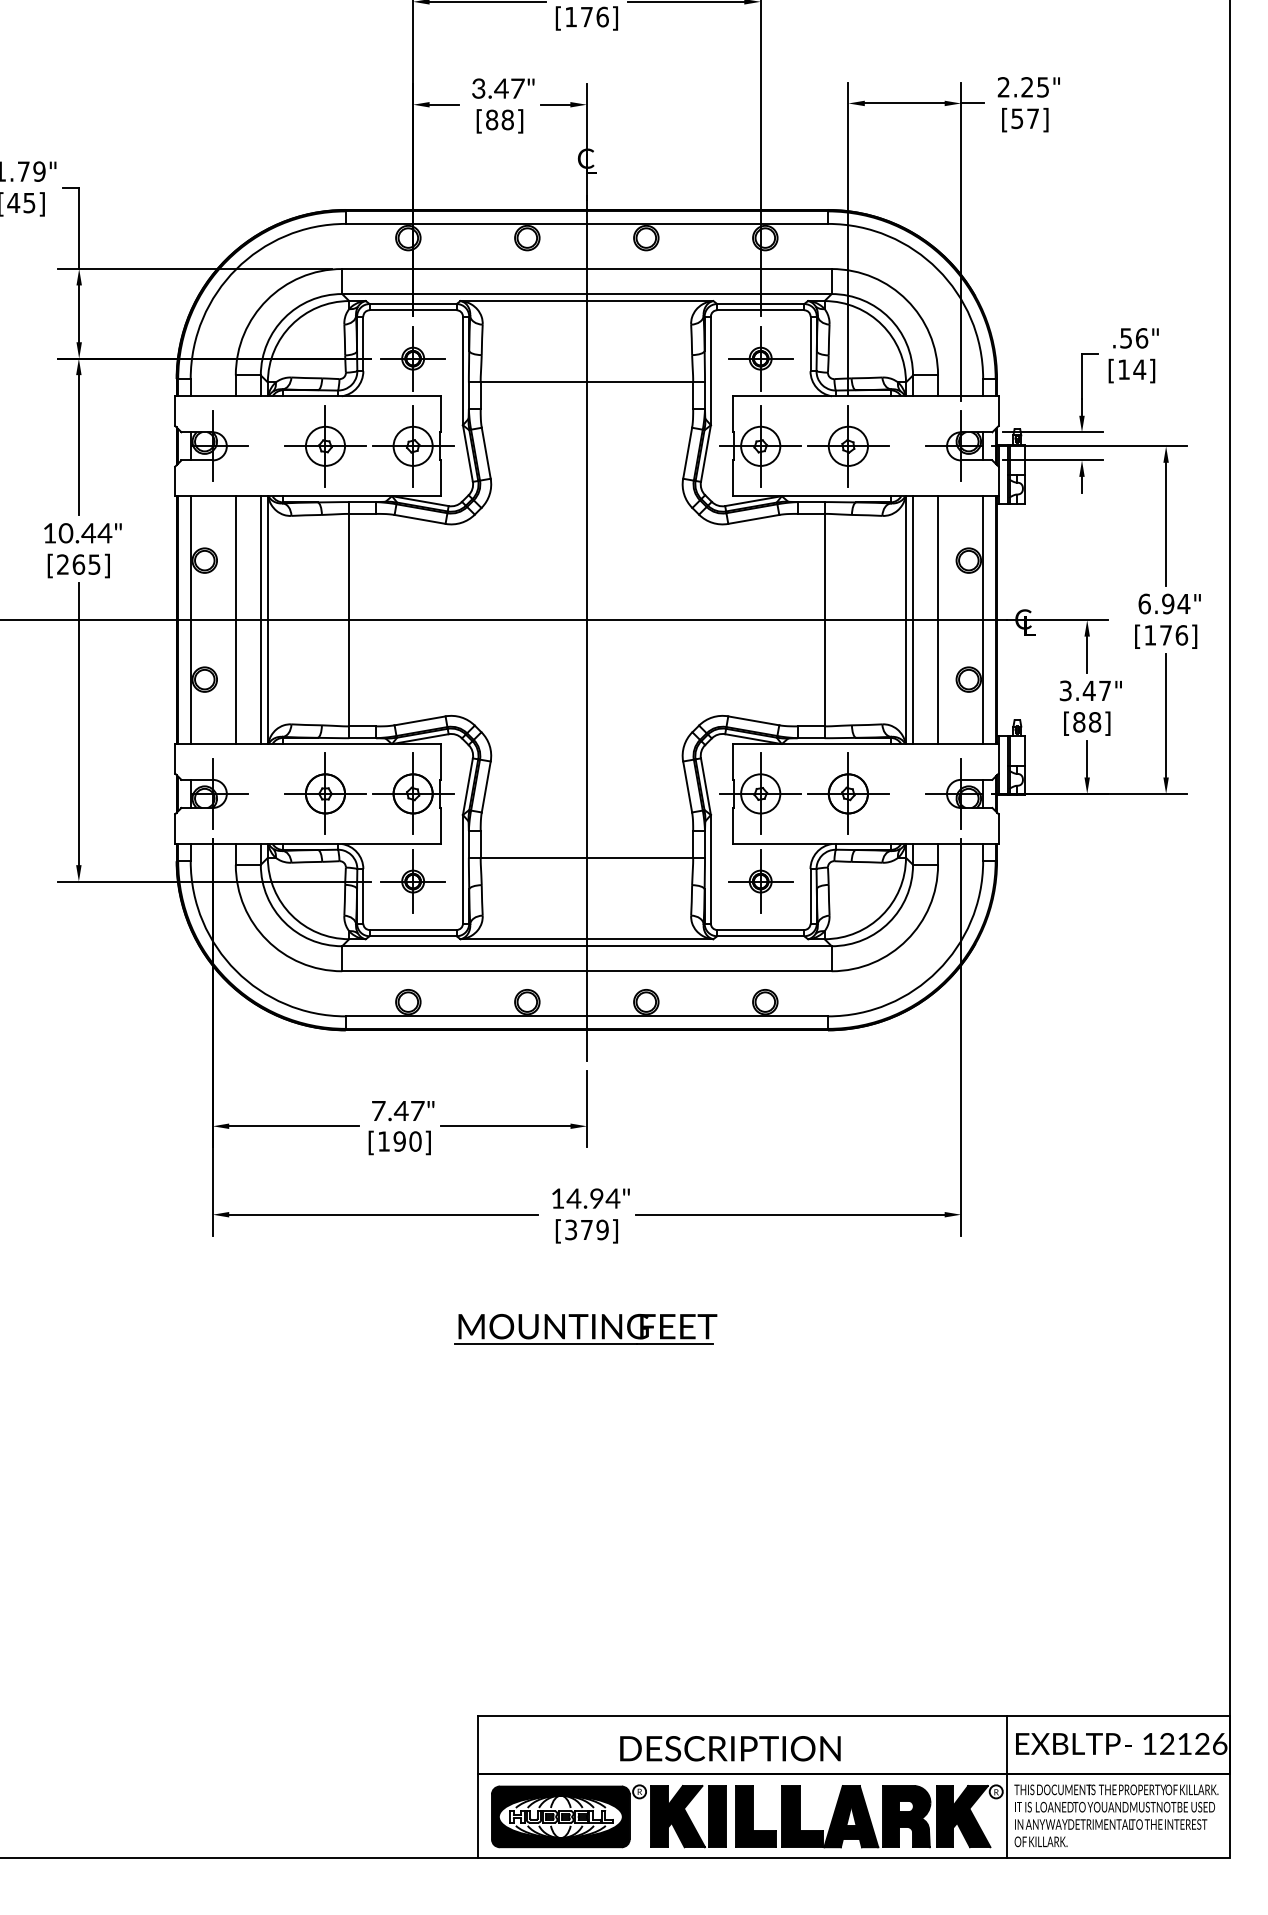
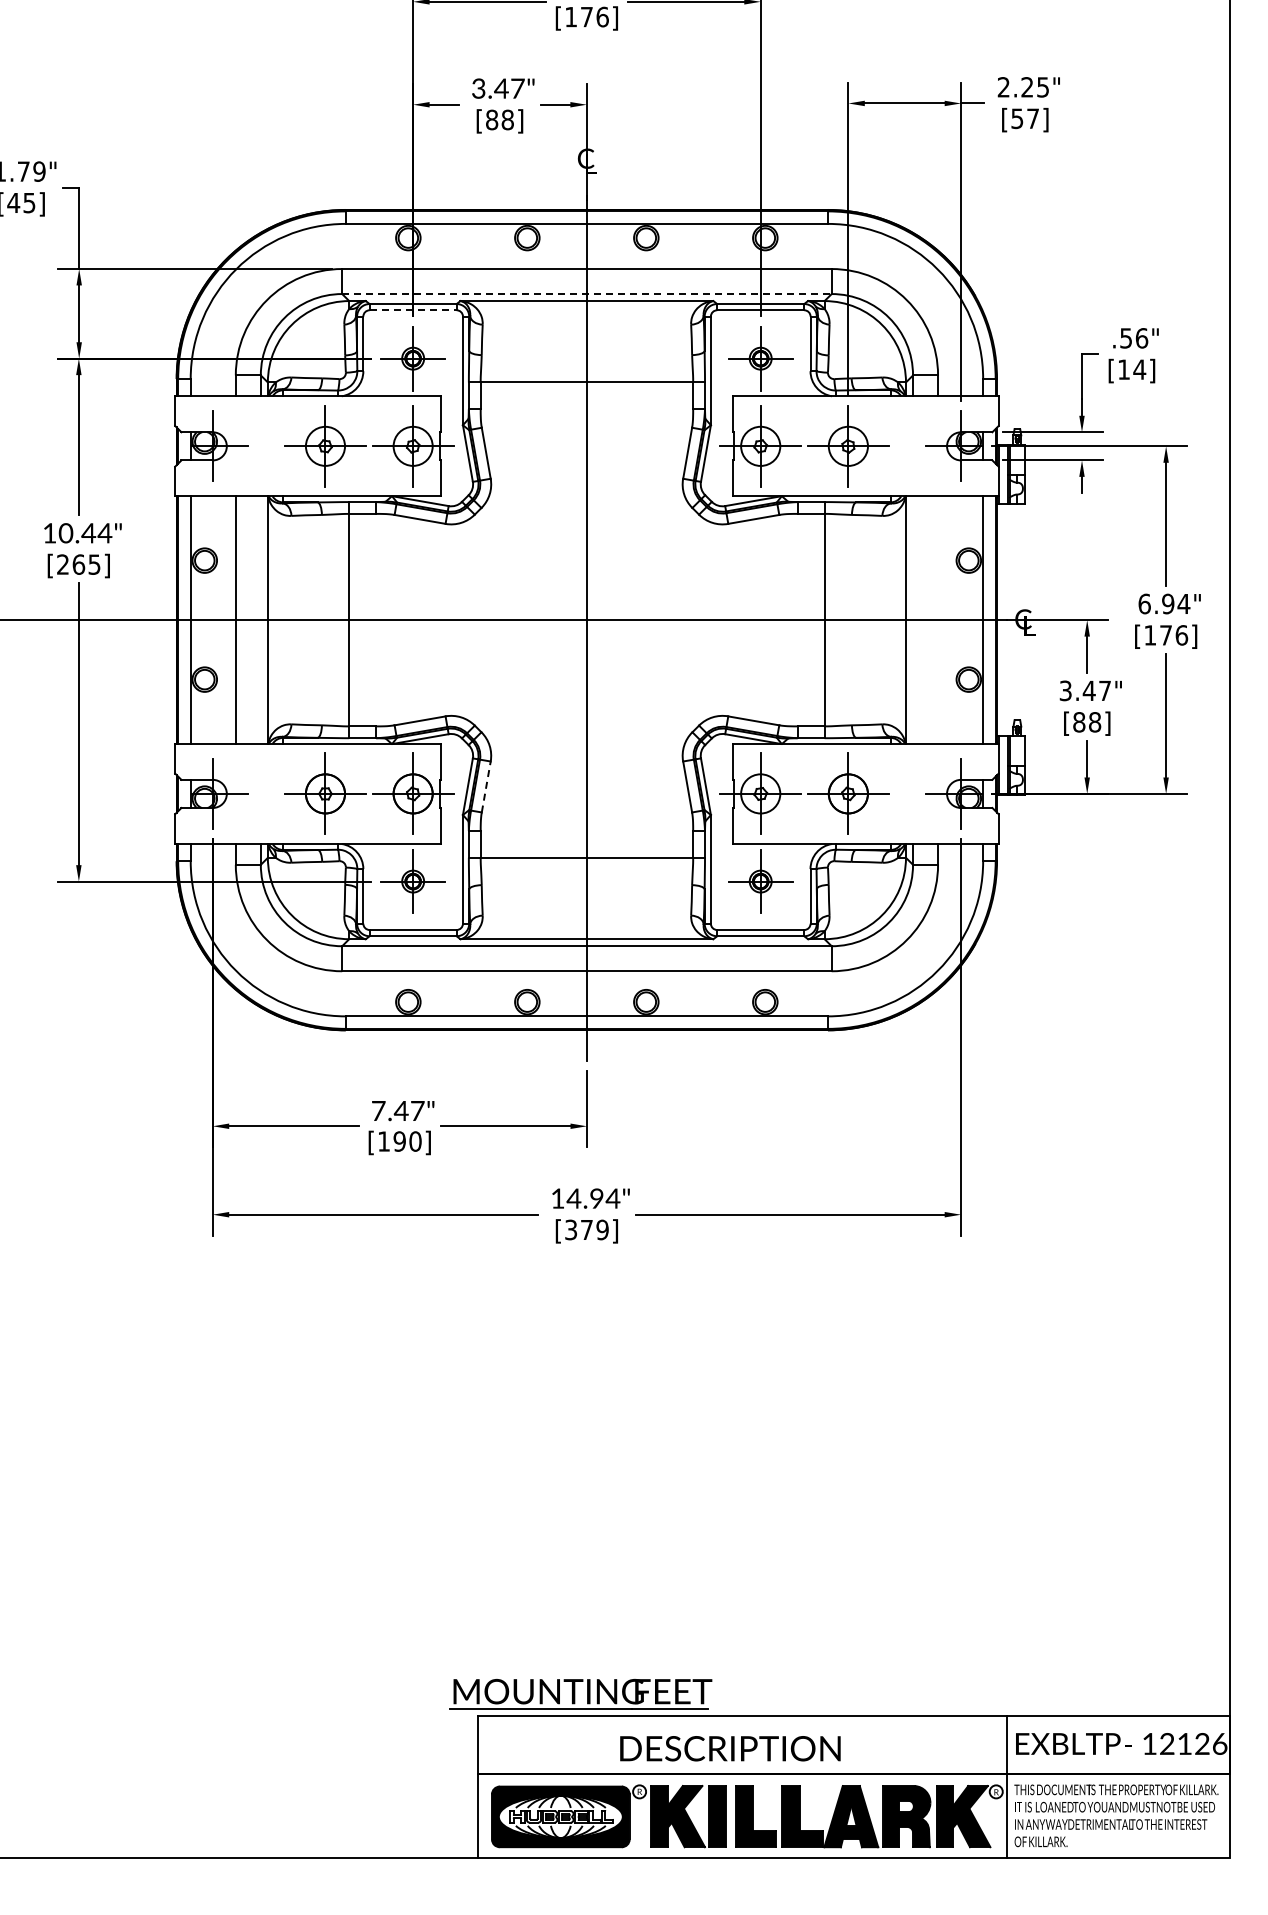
line: solid -> dashed (586, 294)
line: solid -> dashed (413, 310)
line: present -> none (260, 619)
line: present -> none (913, 619)
line: present -> none (938, 619)
line: solid -> dashed (486, 786)
part position: (585, 1329) -> (580, 1694) (580, 1694)
